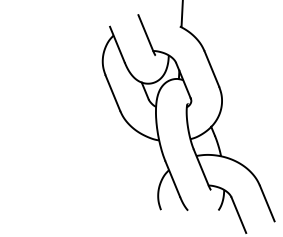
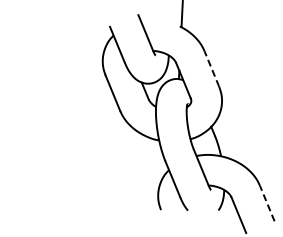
line: solid -> dashed (211, 68)
line: solid -> dashed (267, 203)
